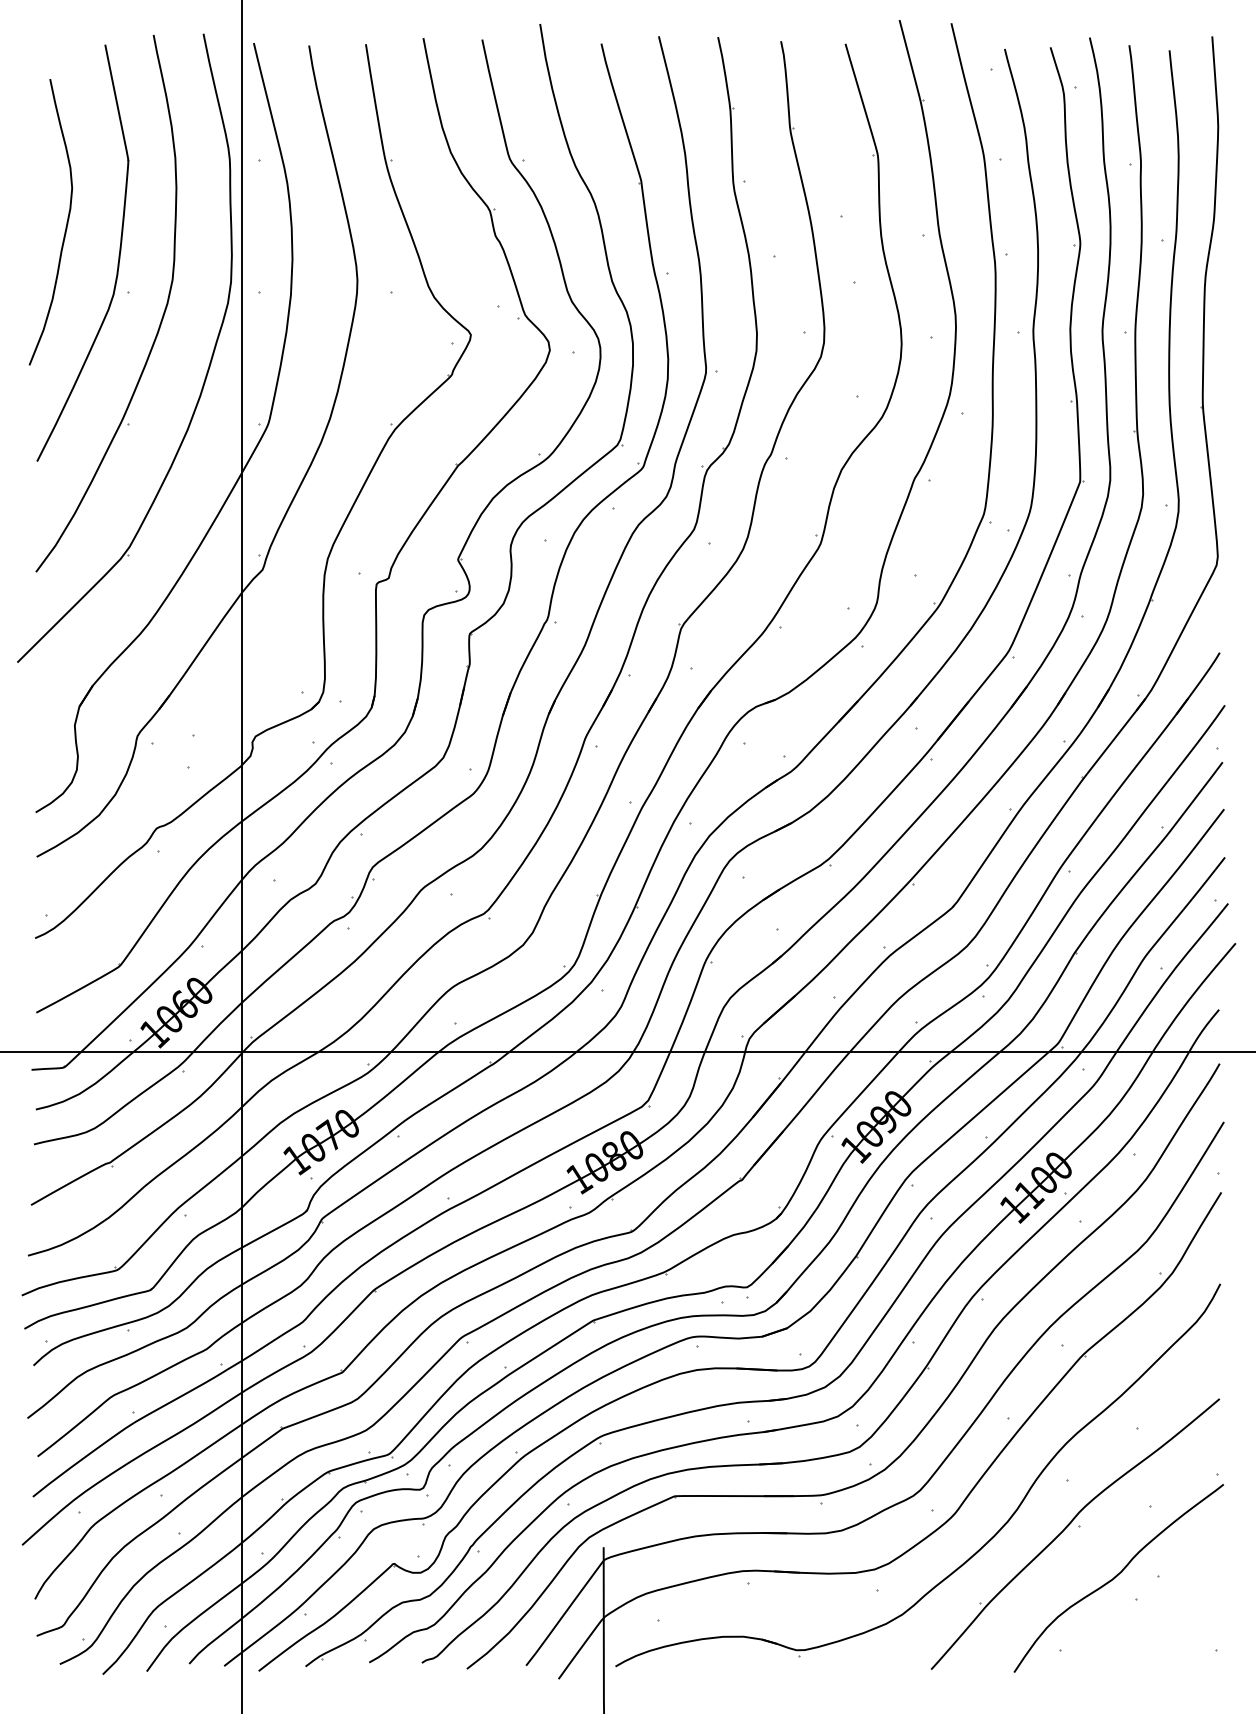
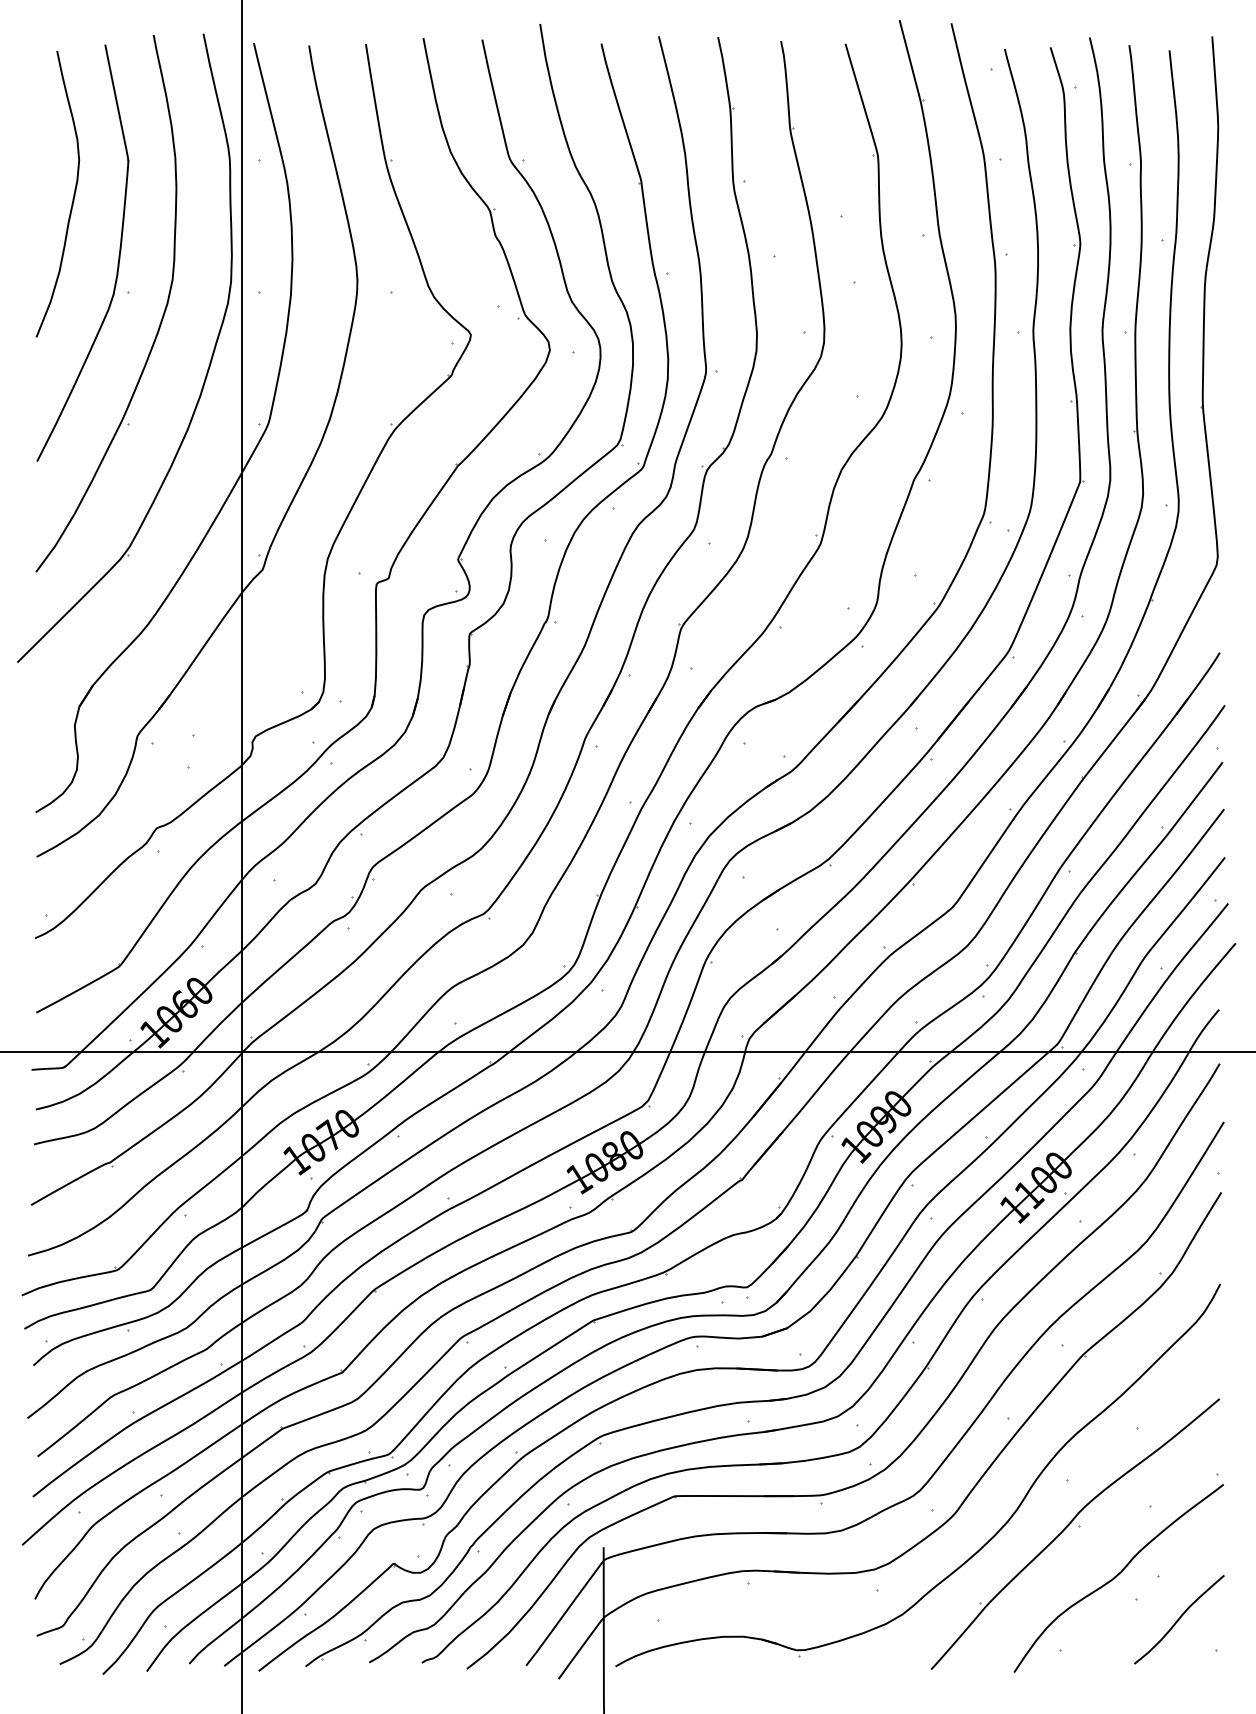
curve position: (65, 226) -> (72, 198) (72, 198)
curve: none -> present (1179, 1619)
